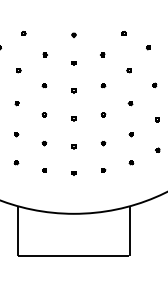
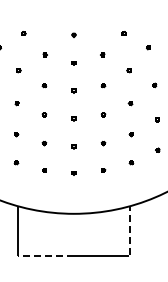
line: solid -> dashed (129, 230)
line: solid -> dashed (46, 256)
